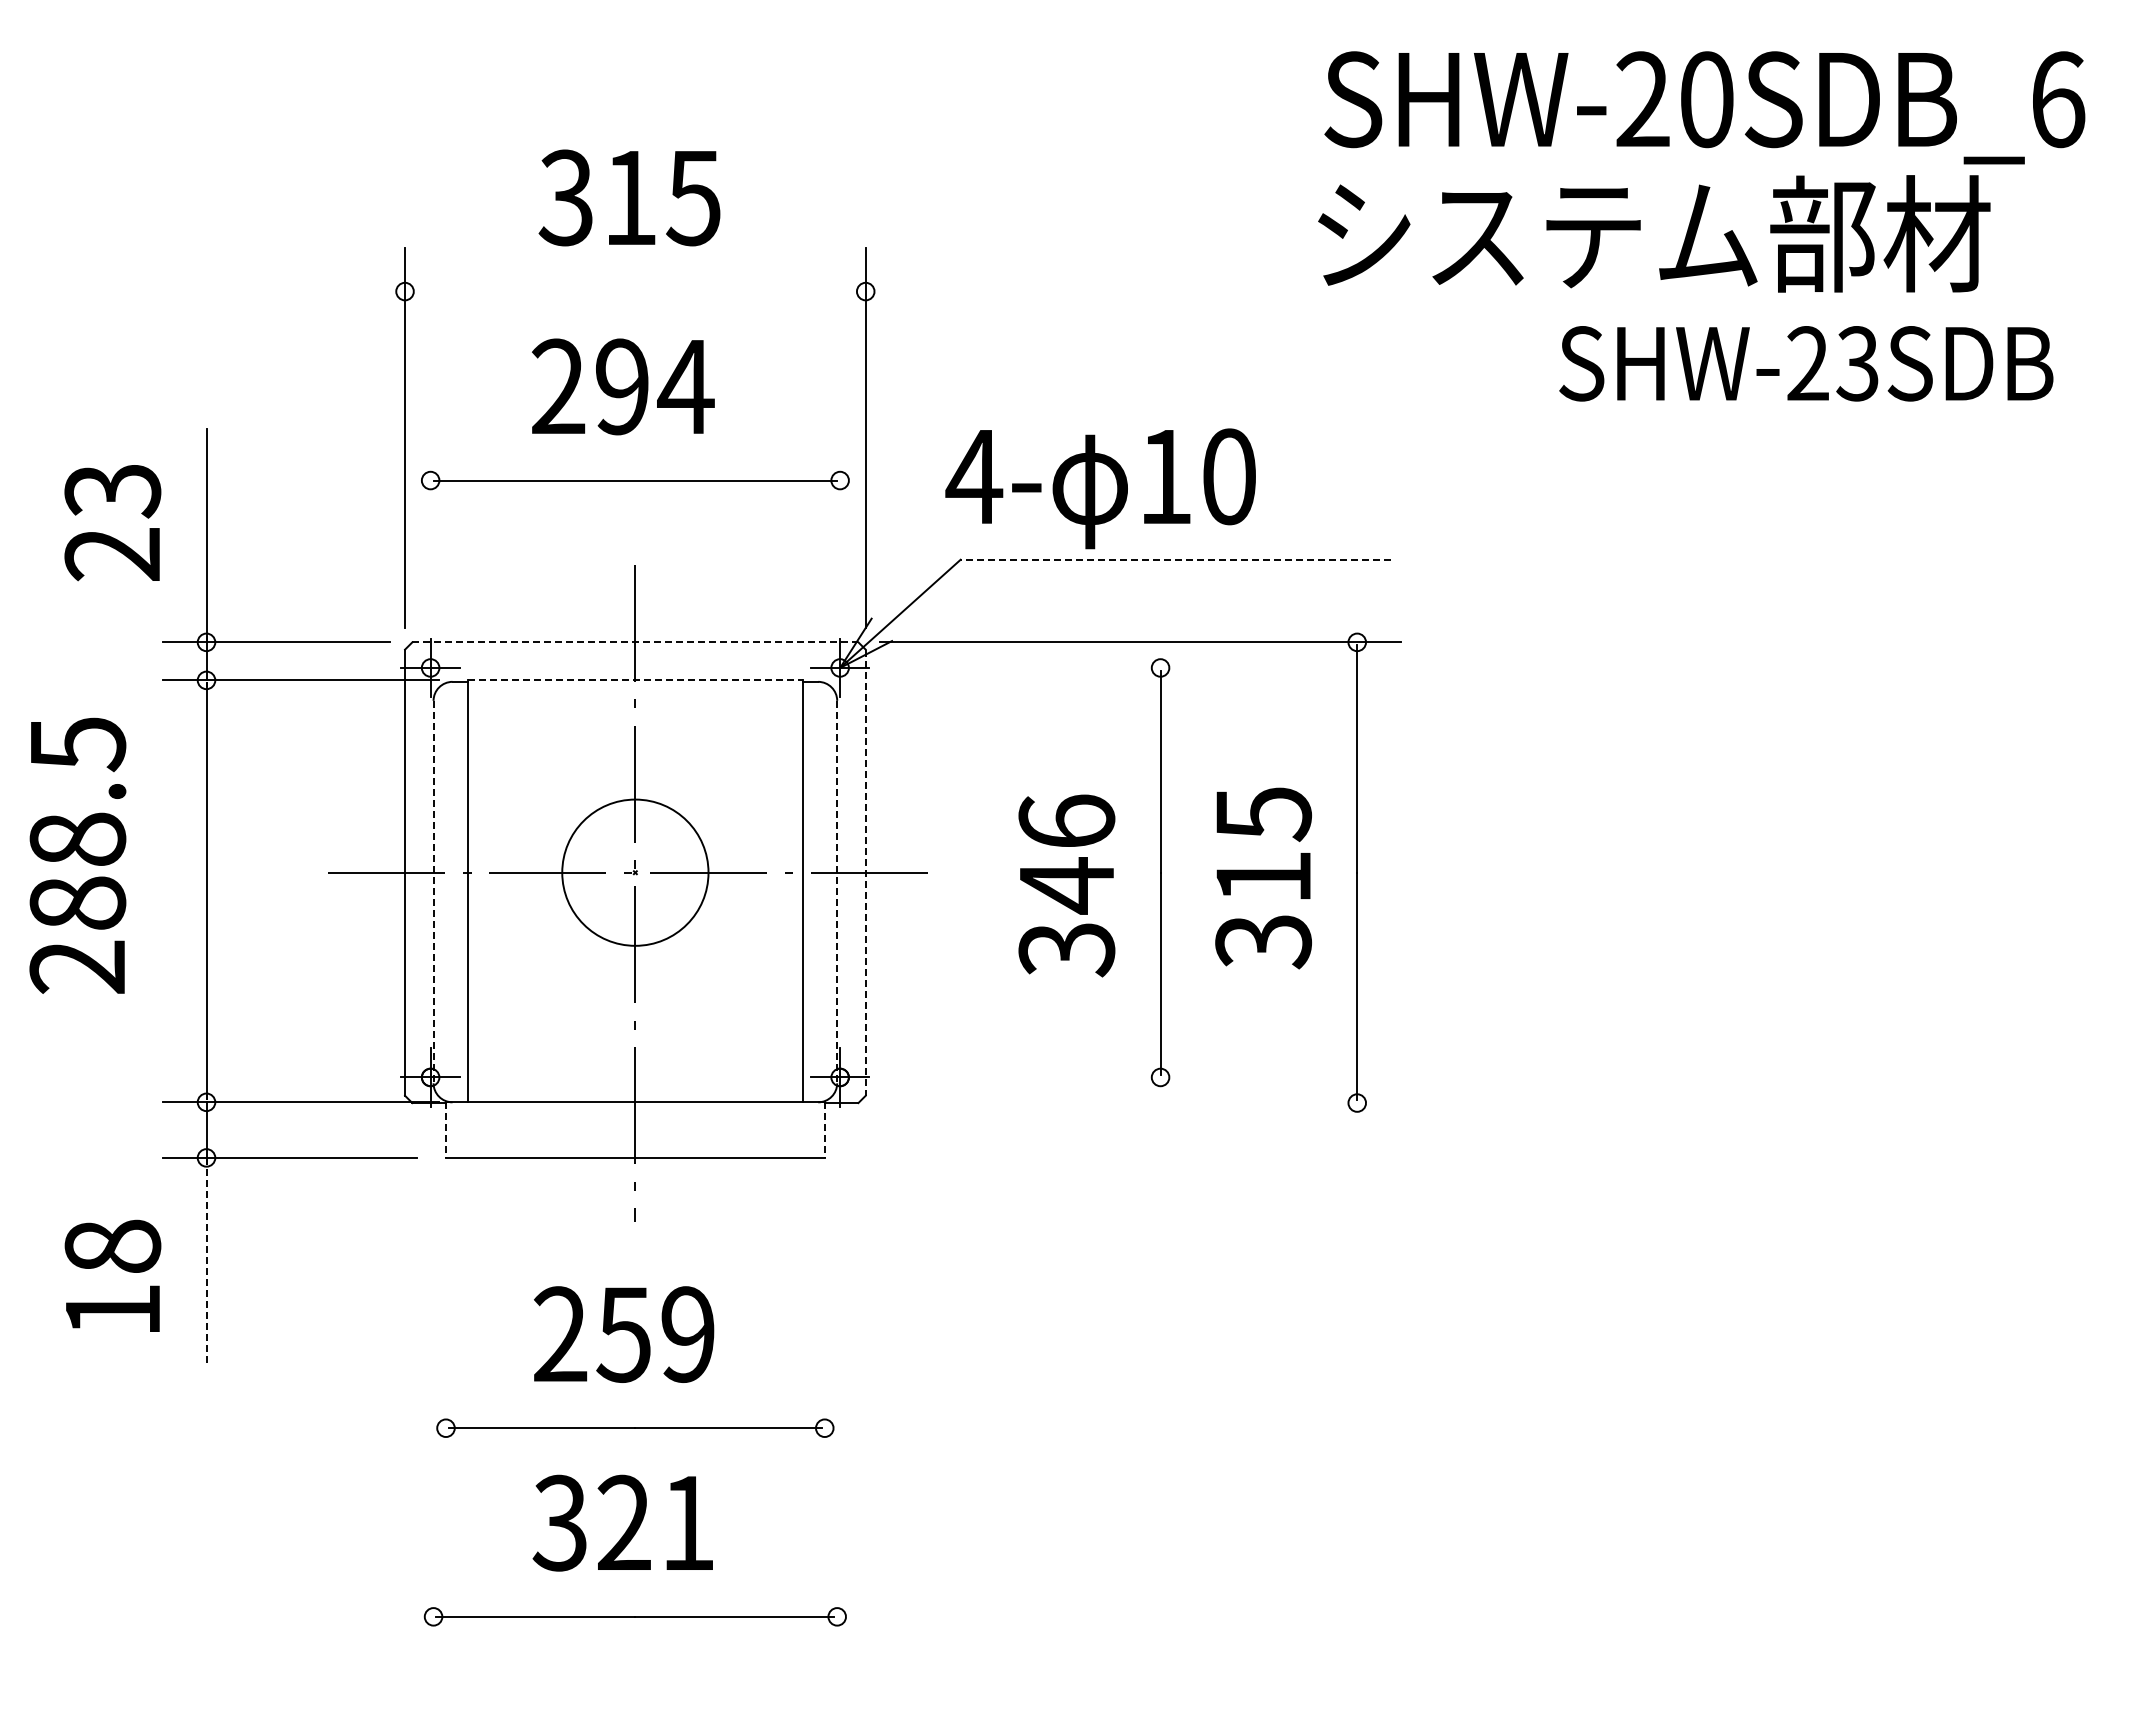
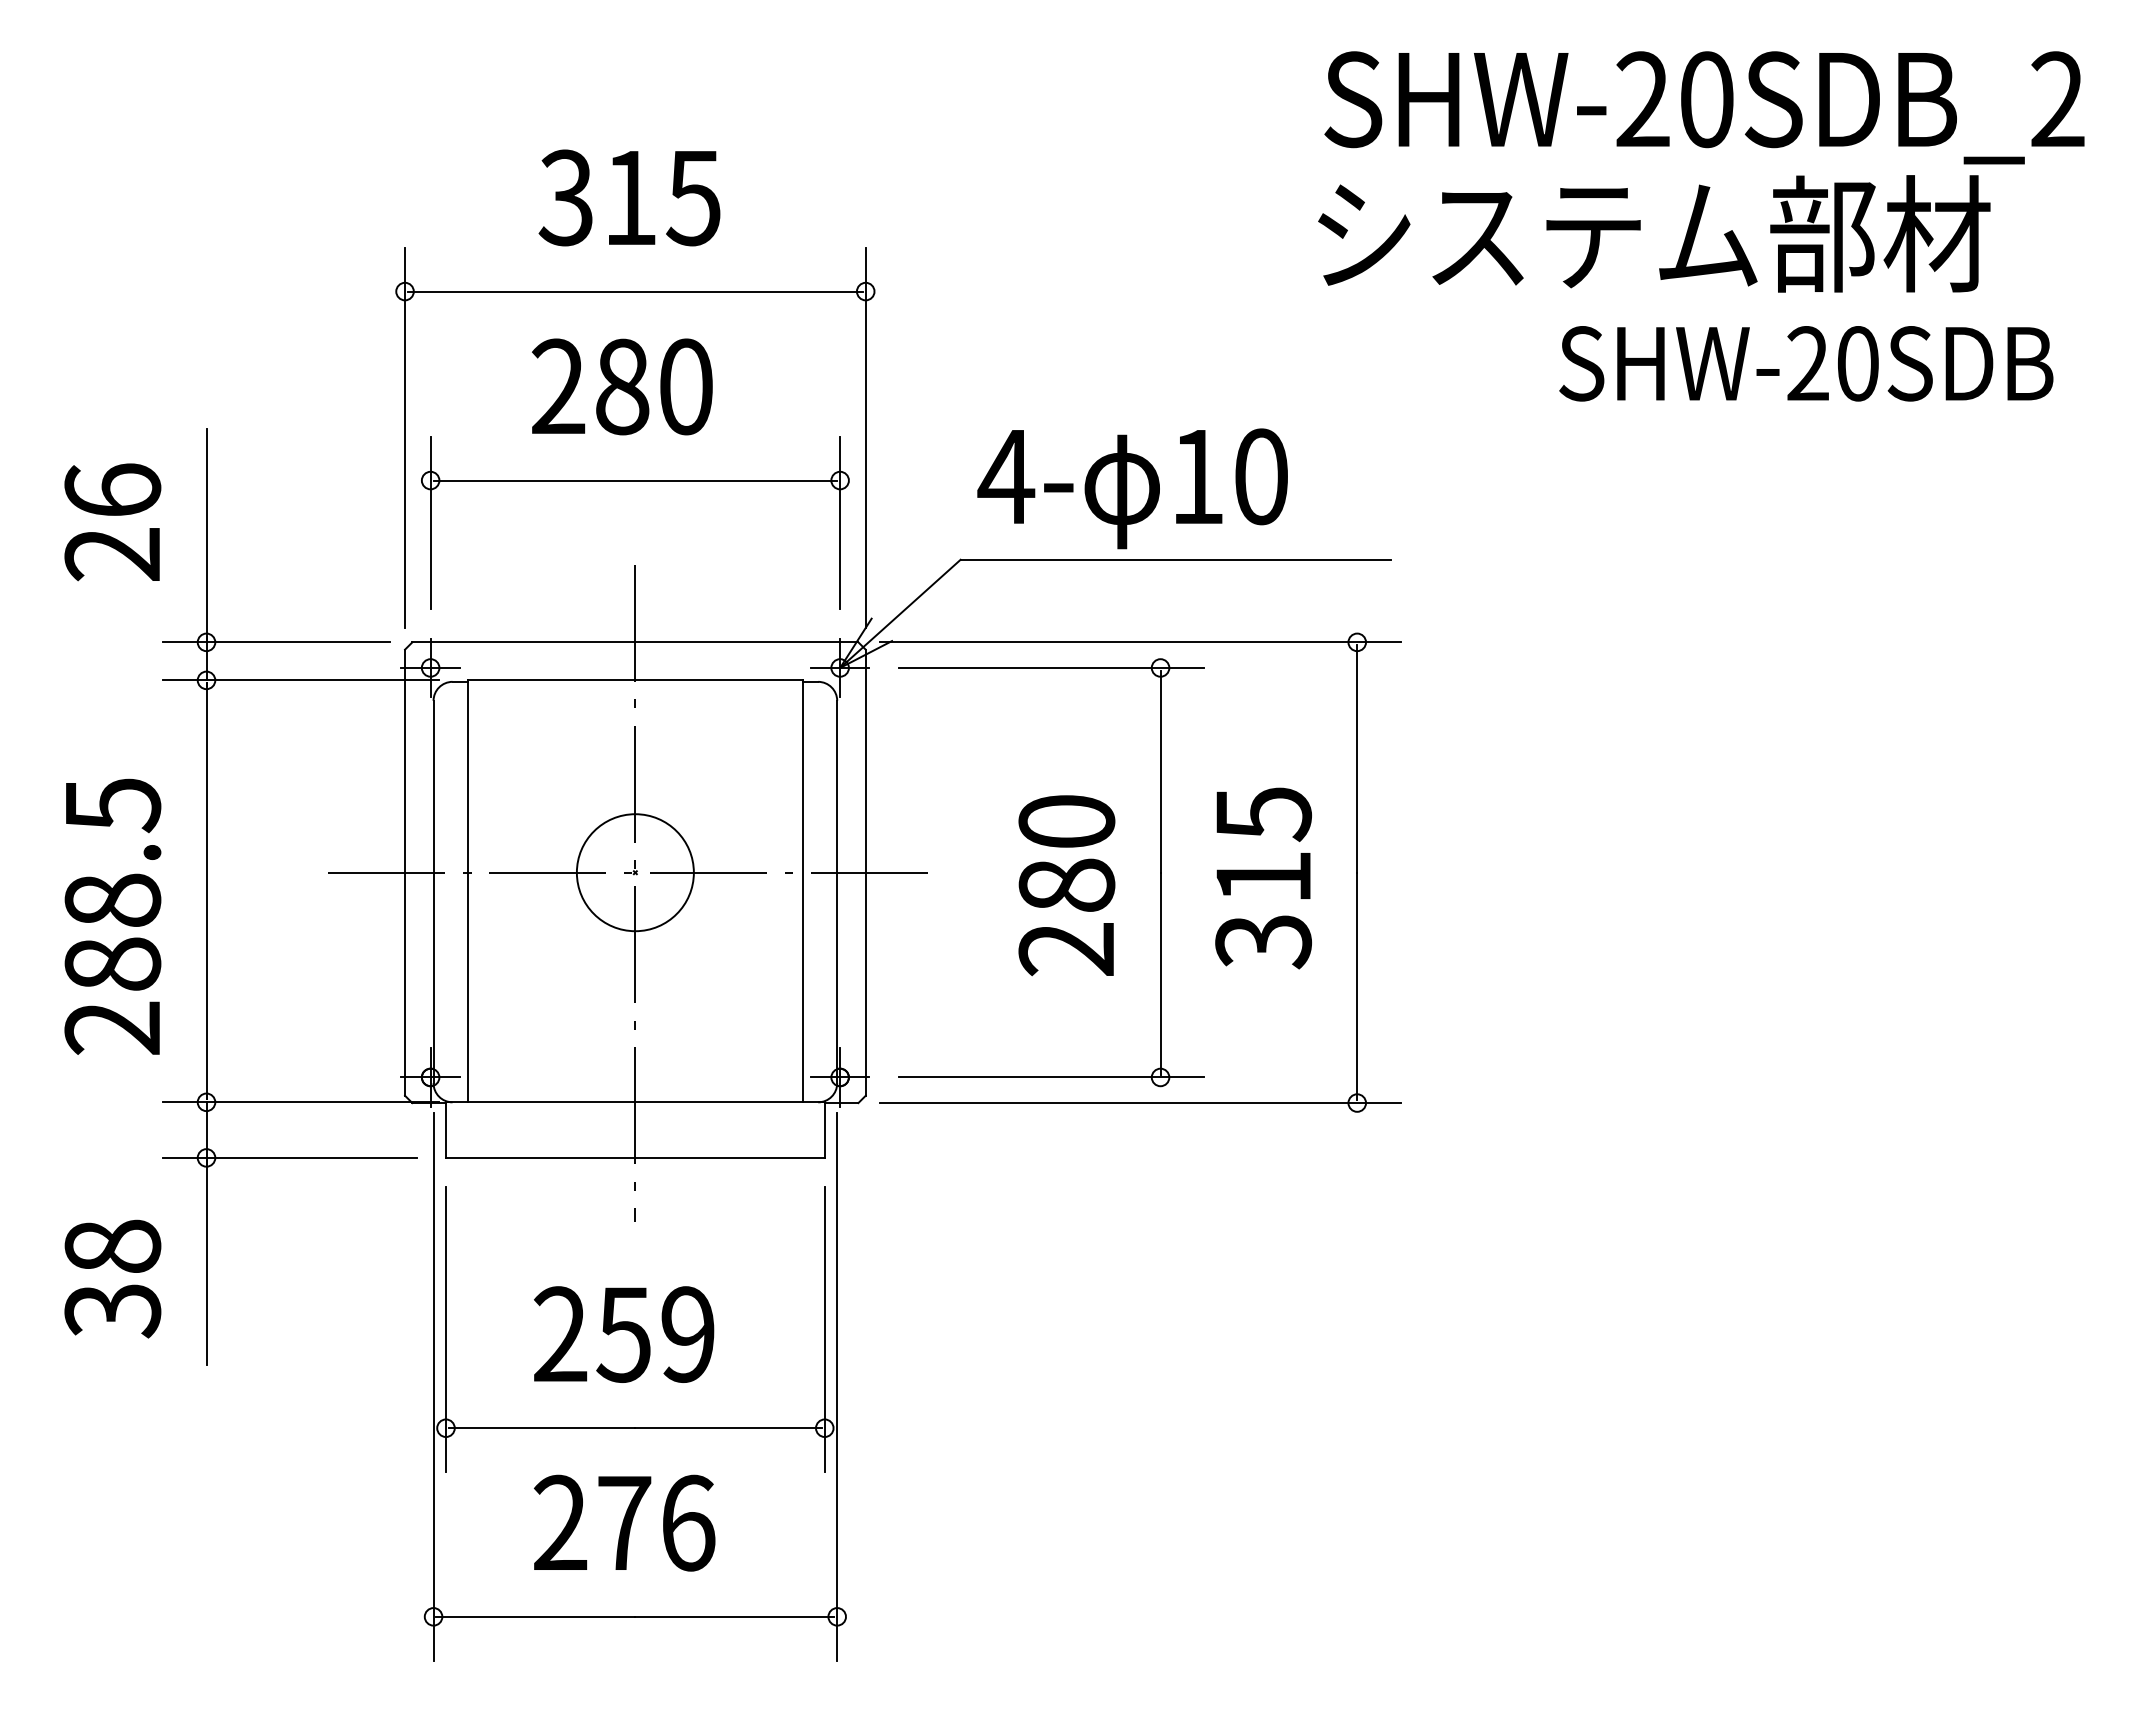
text: SHW-20SDB_6 -> SHW-20SDB_2 (2058, 99)
line: none -> present (634, 291)
text: SHW-23SDB -> SHW-20SDB (1857, 363)
text: 294 -> 280 (655, 386)
text position: (1100, 488) -> (1132, 488) (1132, 488)
text: 23 -> 26 (112, 490)
line: none -> present (430, 522)
line: none -> present (840, 522)
line: dashed -> solid (1175, 559)
line: dashed -> solid (635, 642)
line: none -> present (1051, 667)
line: dashed -> solid (635, 680)
text position: (77, 855) -> (112, 916) (112, 916)
circle diameter: 146 px -> 117 px (634, 872)
line: dashed -> solid (865, 873)
text: 346 -> 280 (1066, 885)
line: dashed -> solid (433, 892)
line: dashed -> solid (837, 892)
line: none -> present (1051, 1077)
line: none -> present (1140, 1103)
line: dashed -> solid (445, 1130)
line: dashed -> solid (824, 1130)
line: dashed -> solid (206, 1261)
text: 18 -> 38 (112, 1311)
line: none -> present (445, 1329)
line: none -> present (824, 1329)
line: none -> present (433, 1386)
line: none -> present (837, 1386)
text: 321 -> 276 (623, 1522)
